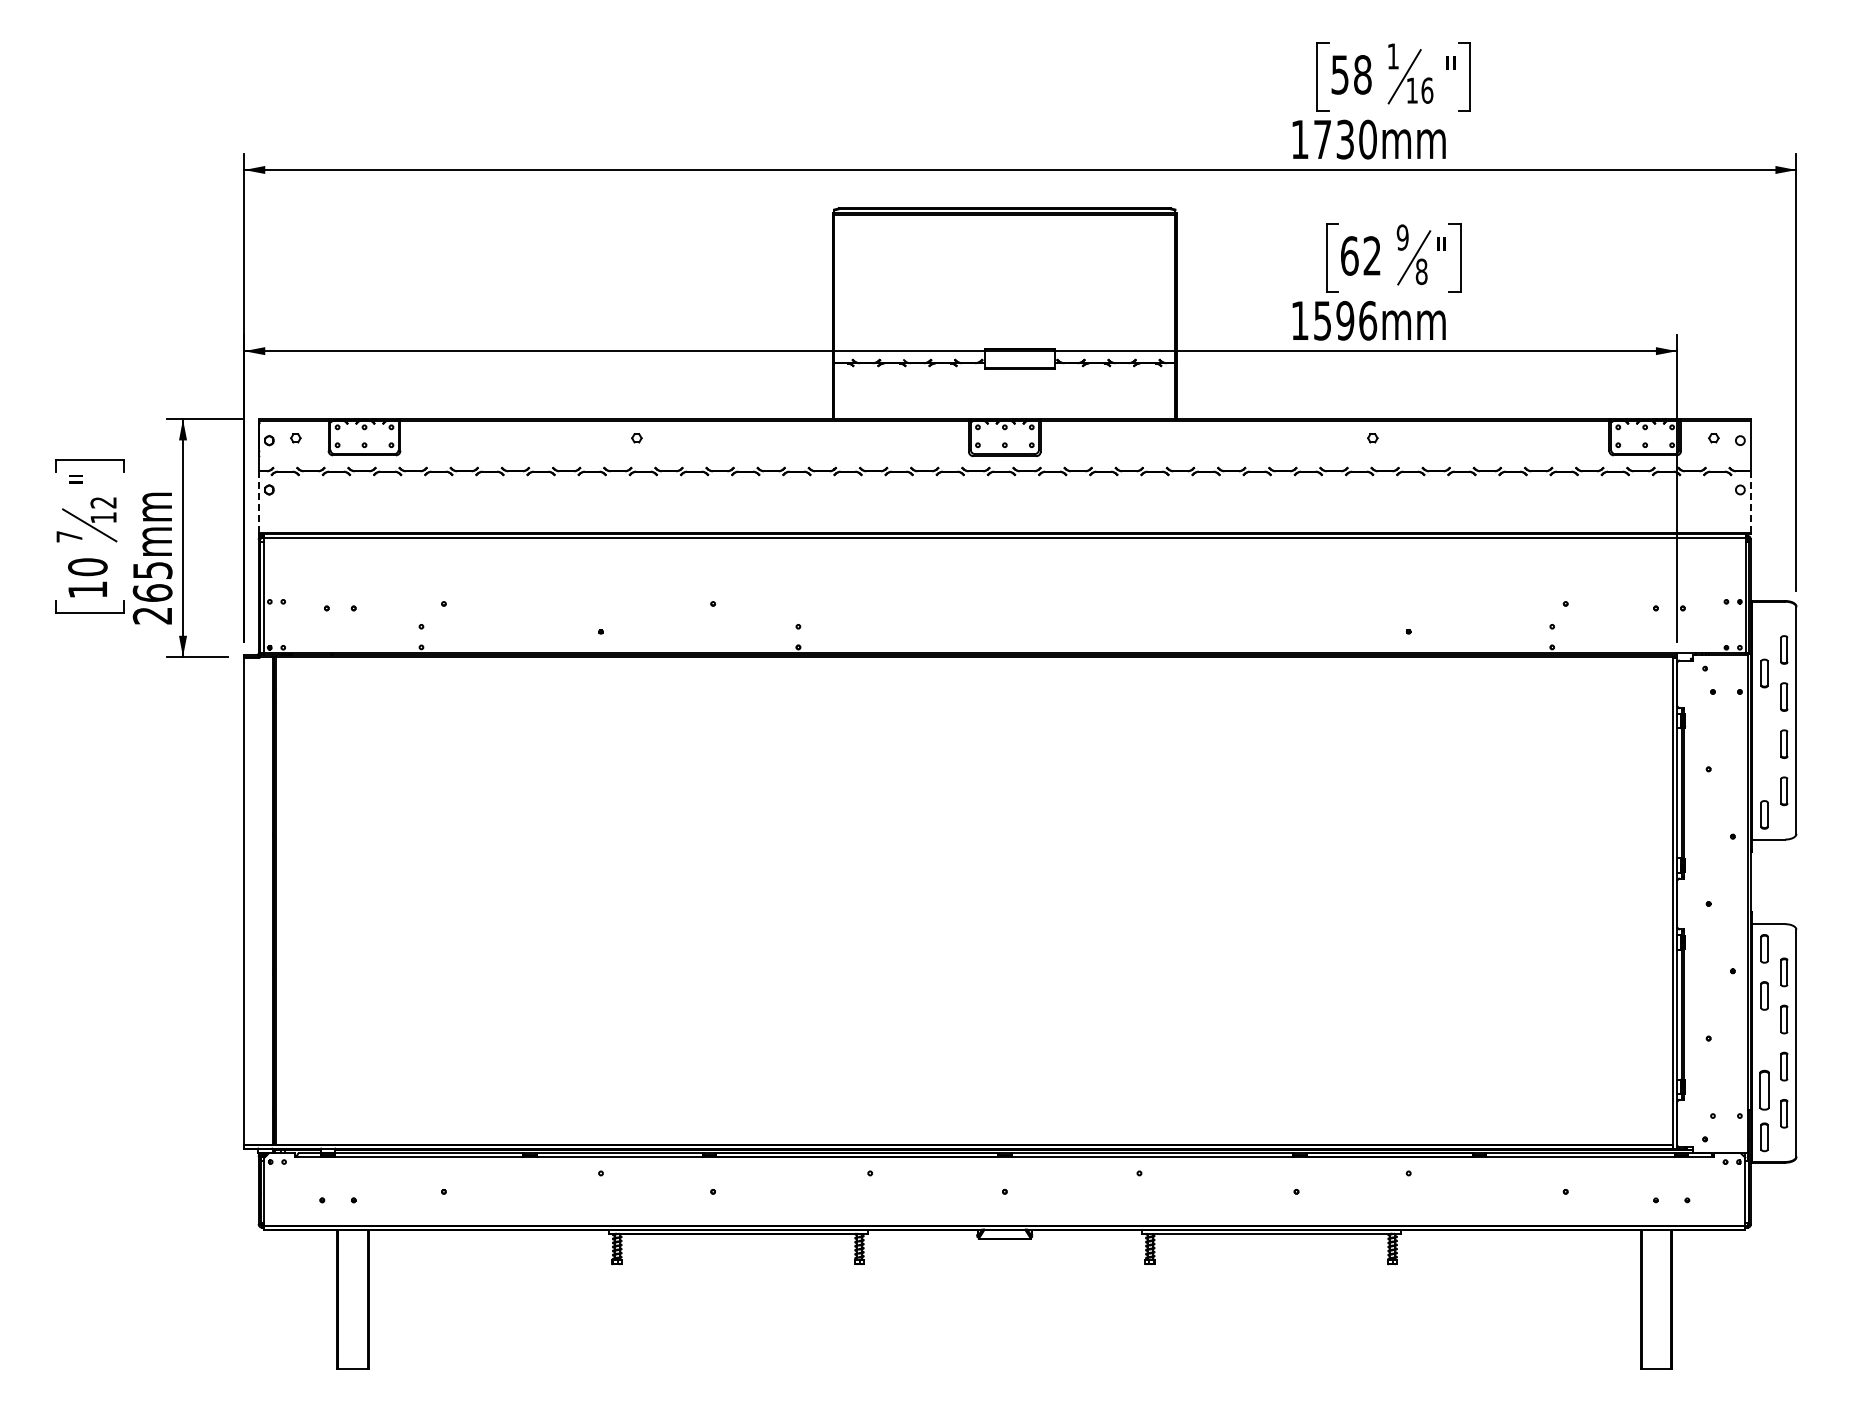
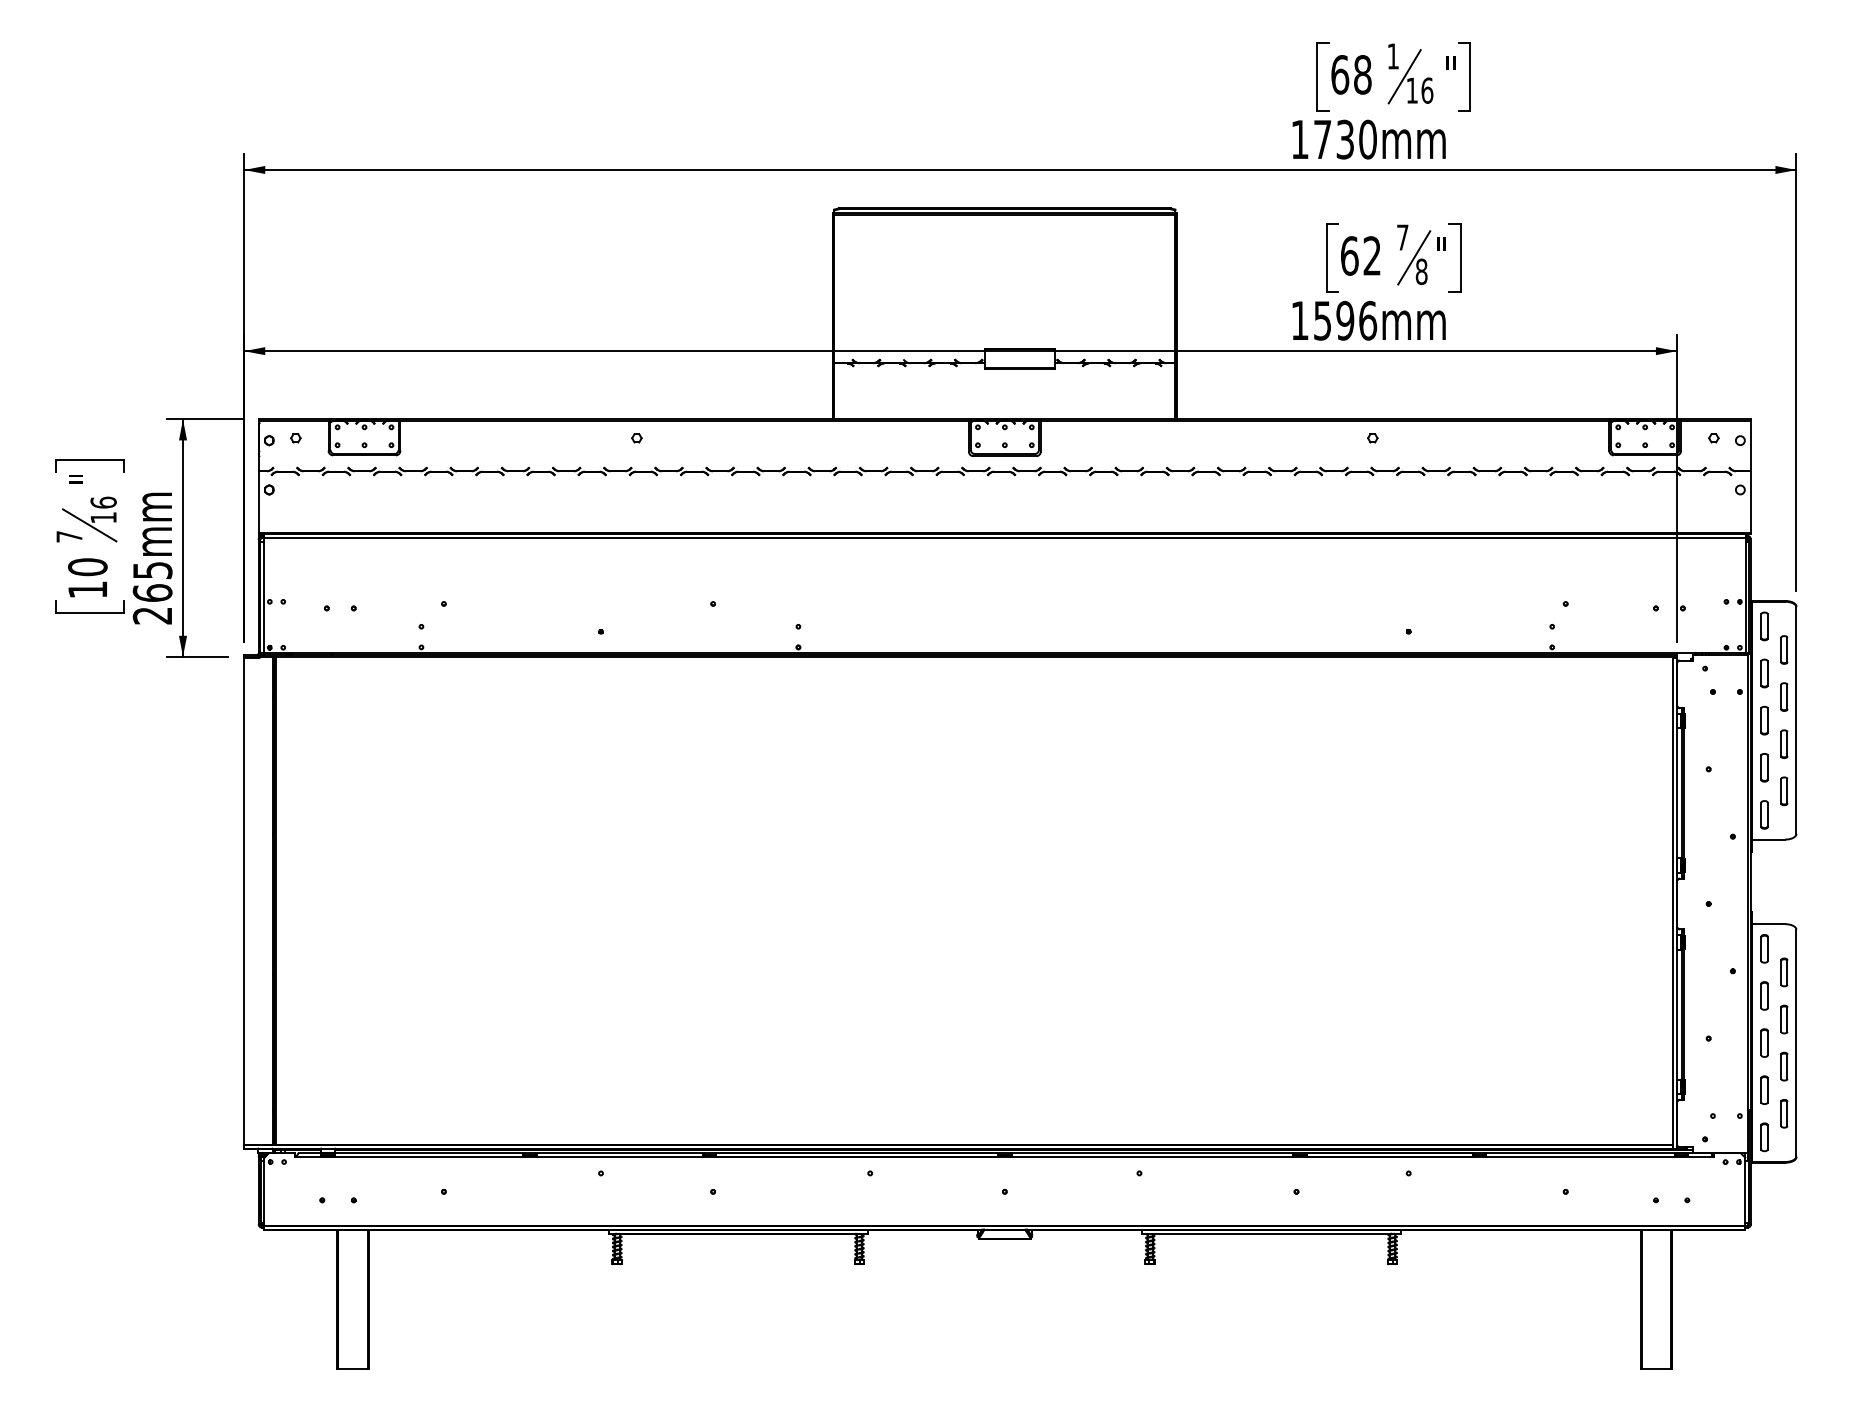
text: 58 -> 68 (1340, 74)
text: 9 -> 7 (1402, 237)
line: dashed -> solid (258, 501)
line: dashed -> solid (1751, 501)
text: 12 -> 16 (103, 502)
part: none -> present (1764, 626)
part: none -> present (1764, 720)
part: none -> present (1764, 767)
part: none -> present (1764, 1042)
part size: 11x42 px -> 9x30 px (1764, 1089)
